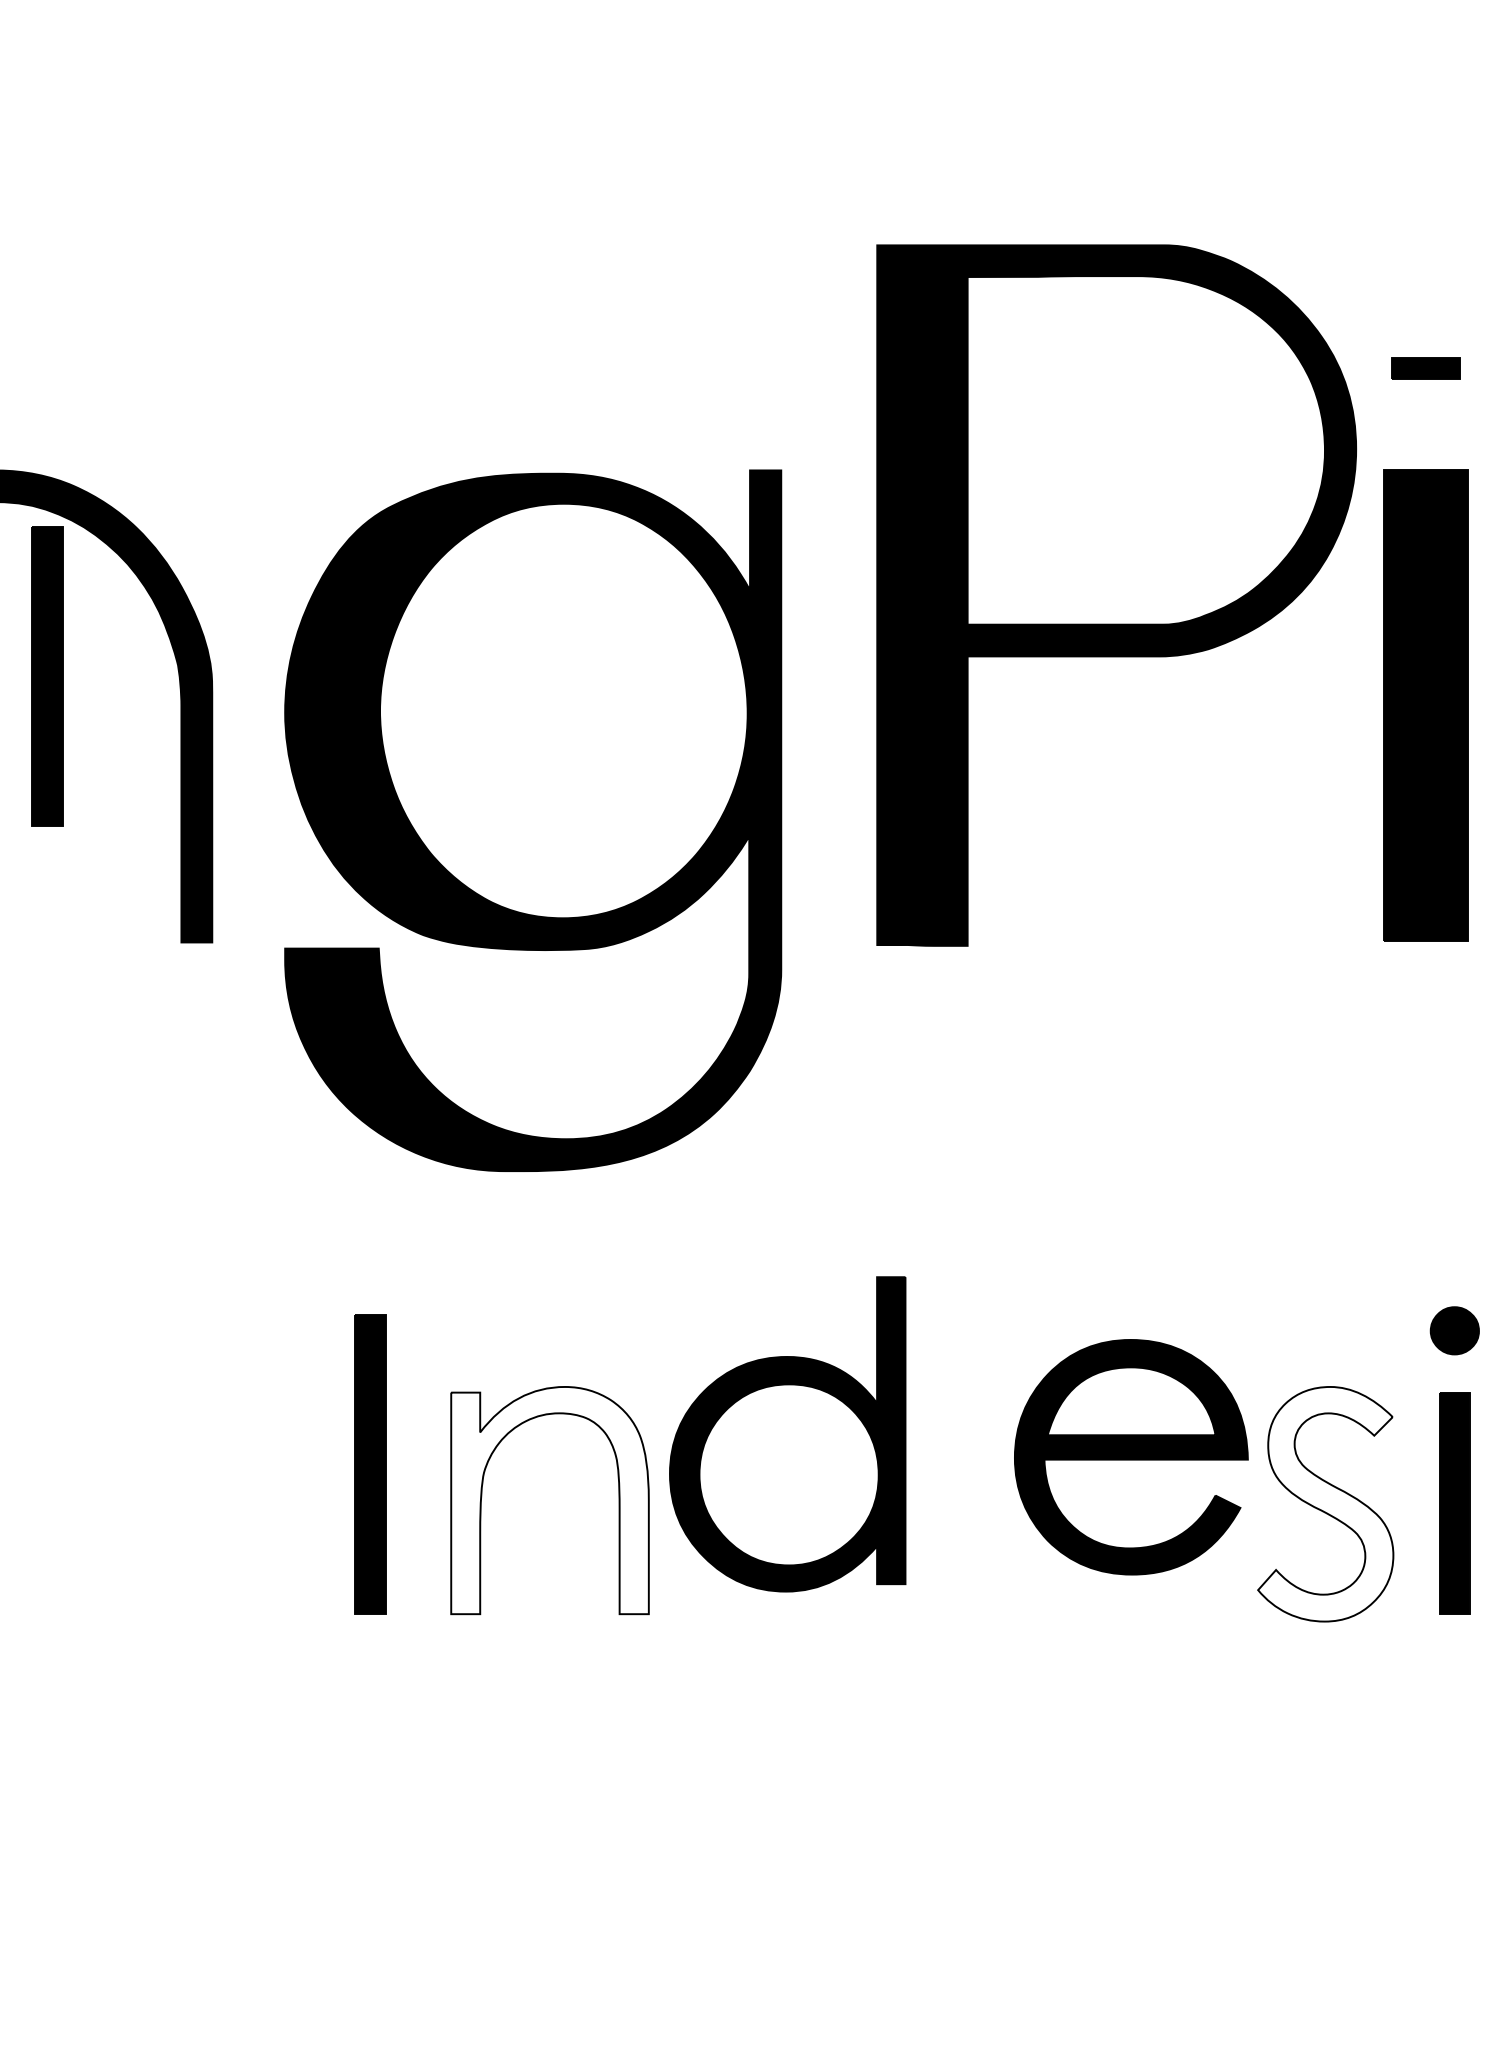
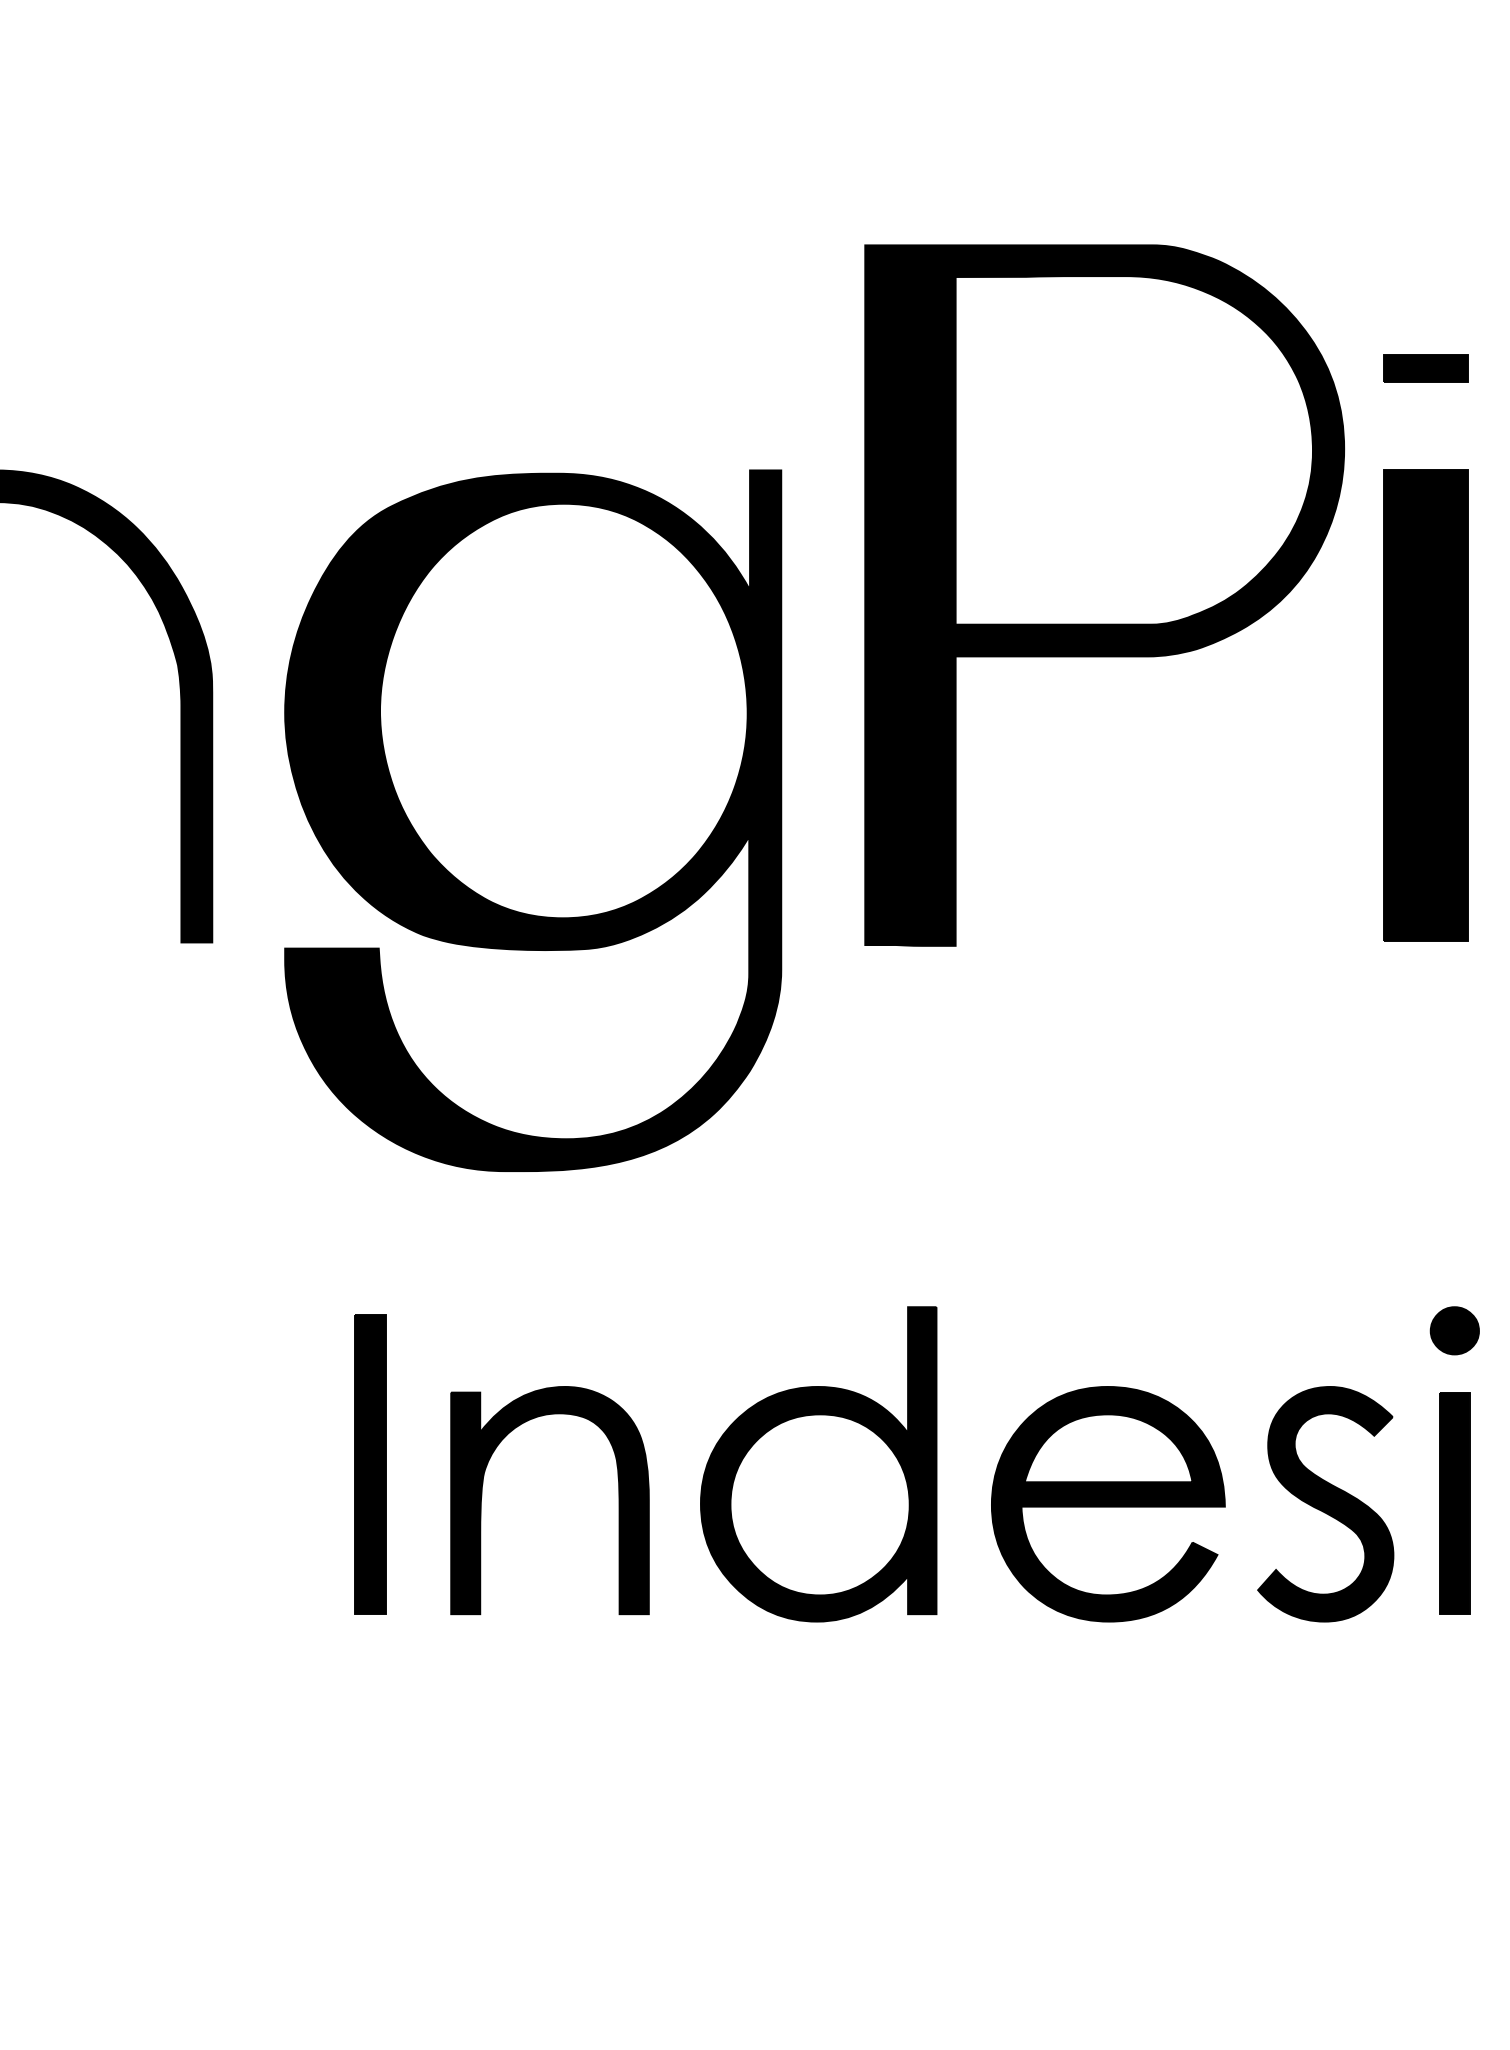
part size: 70x23 px -> 86x29 px (1425, 368)
part position: (1116, 595) -> (1104, 595) (1104, 595)
part: present -> none (47, 676)
part position: (787, 1434) -> (818, 1464) (818, 1464)
part position: (1131, 1457) -> (1108, 1504) (1108, 1504)
fill: none -> present (549, 1500)
fill: none -> present (1325, 1503)
